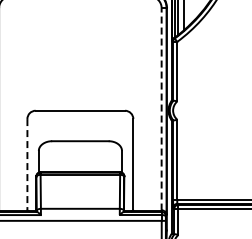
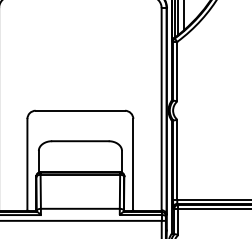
line: dashed -> solid (161, 108)
line: dashed -> solid (27, 164)
